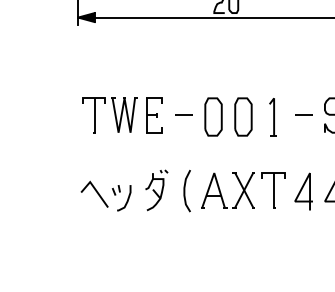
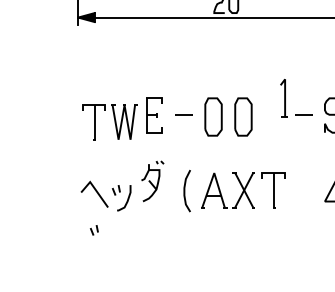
part position: (109, 115) -> (109, 122) (109, 122)
part position: (272, 117) -> (283, 98) (283, 98)
part position: (156, 190) -> (152, 181) (152, 181)
line: present -> none (301, 191)
part: none -> present (94, 230)
